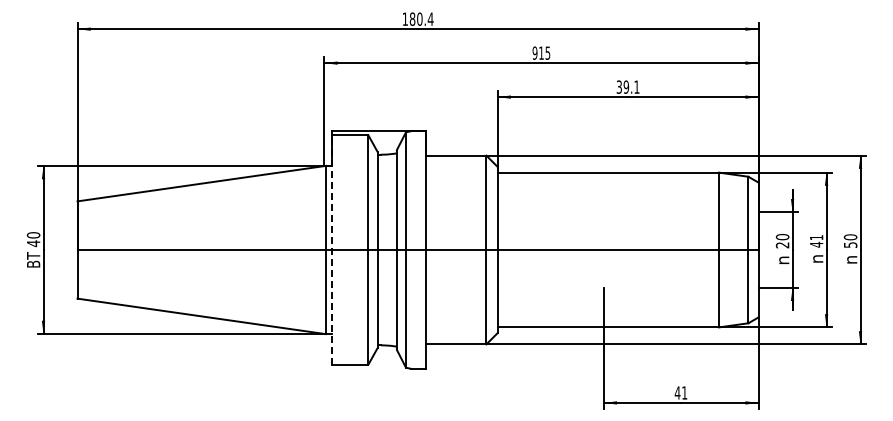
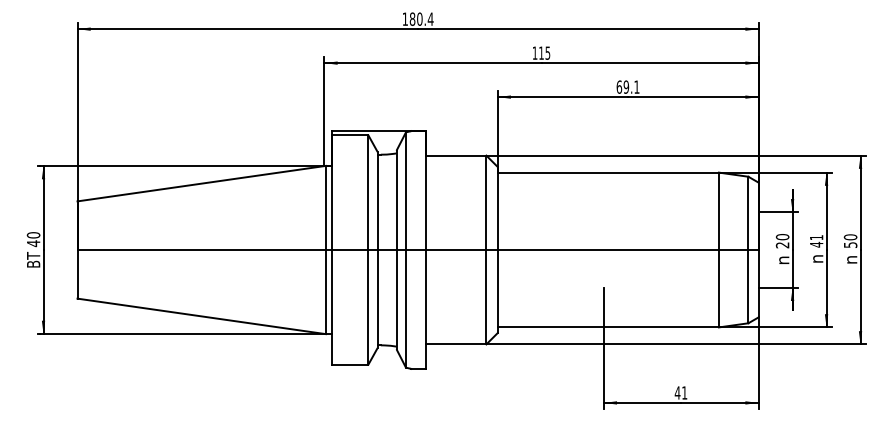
text: 915 -> 115 (534, 52)
text: 39.1 -> 69.1 (619, 86)
line: dashed -> solid (331, 250)
